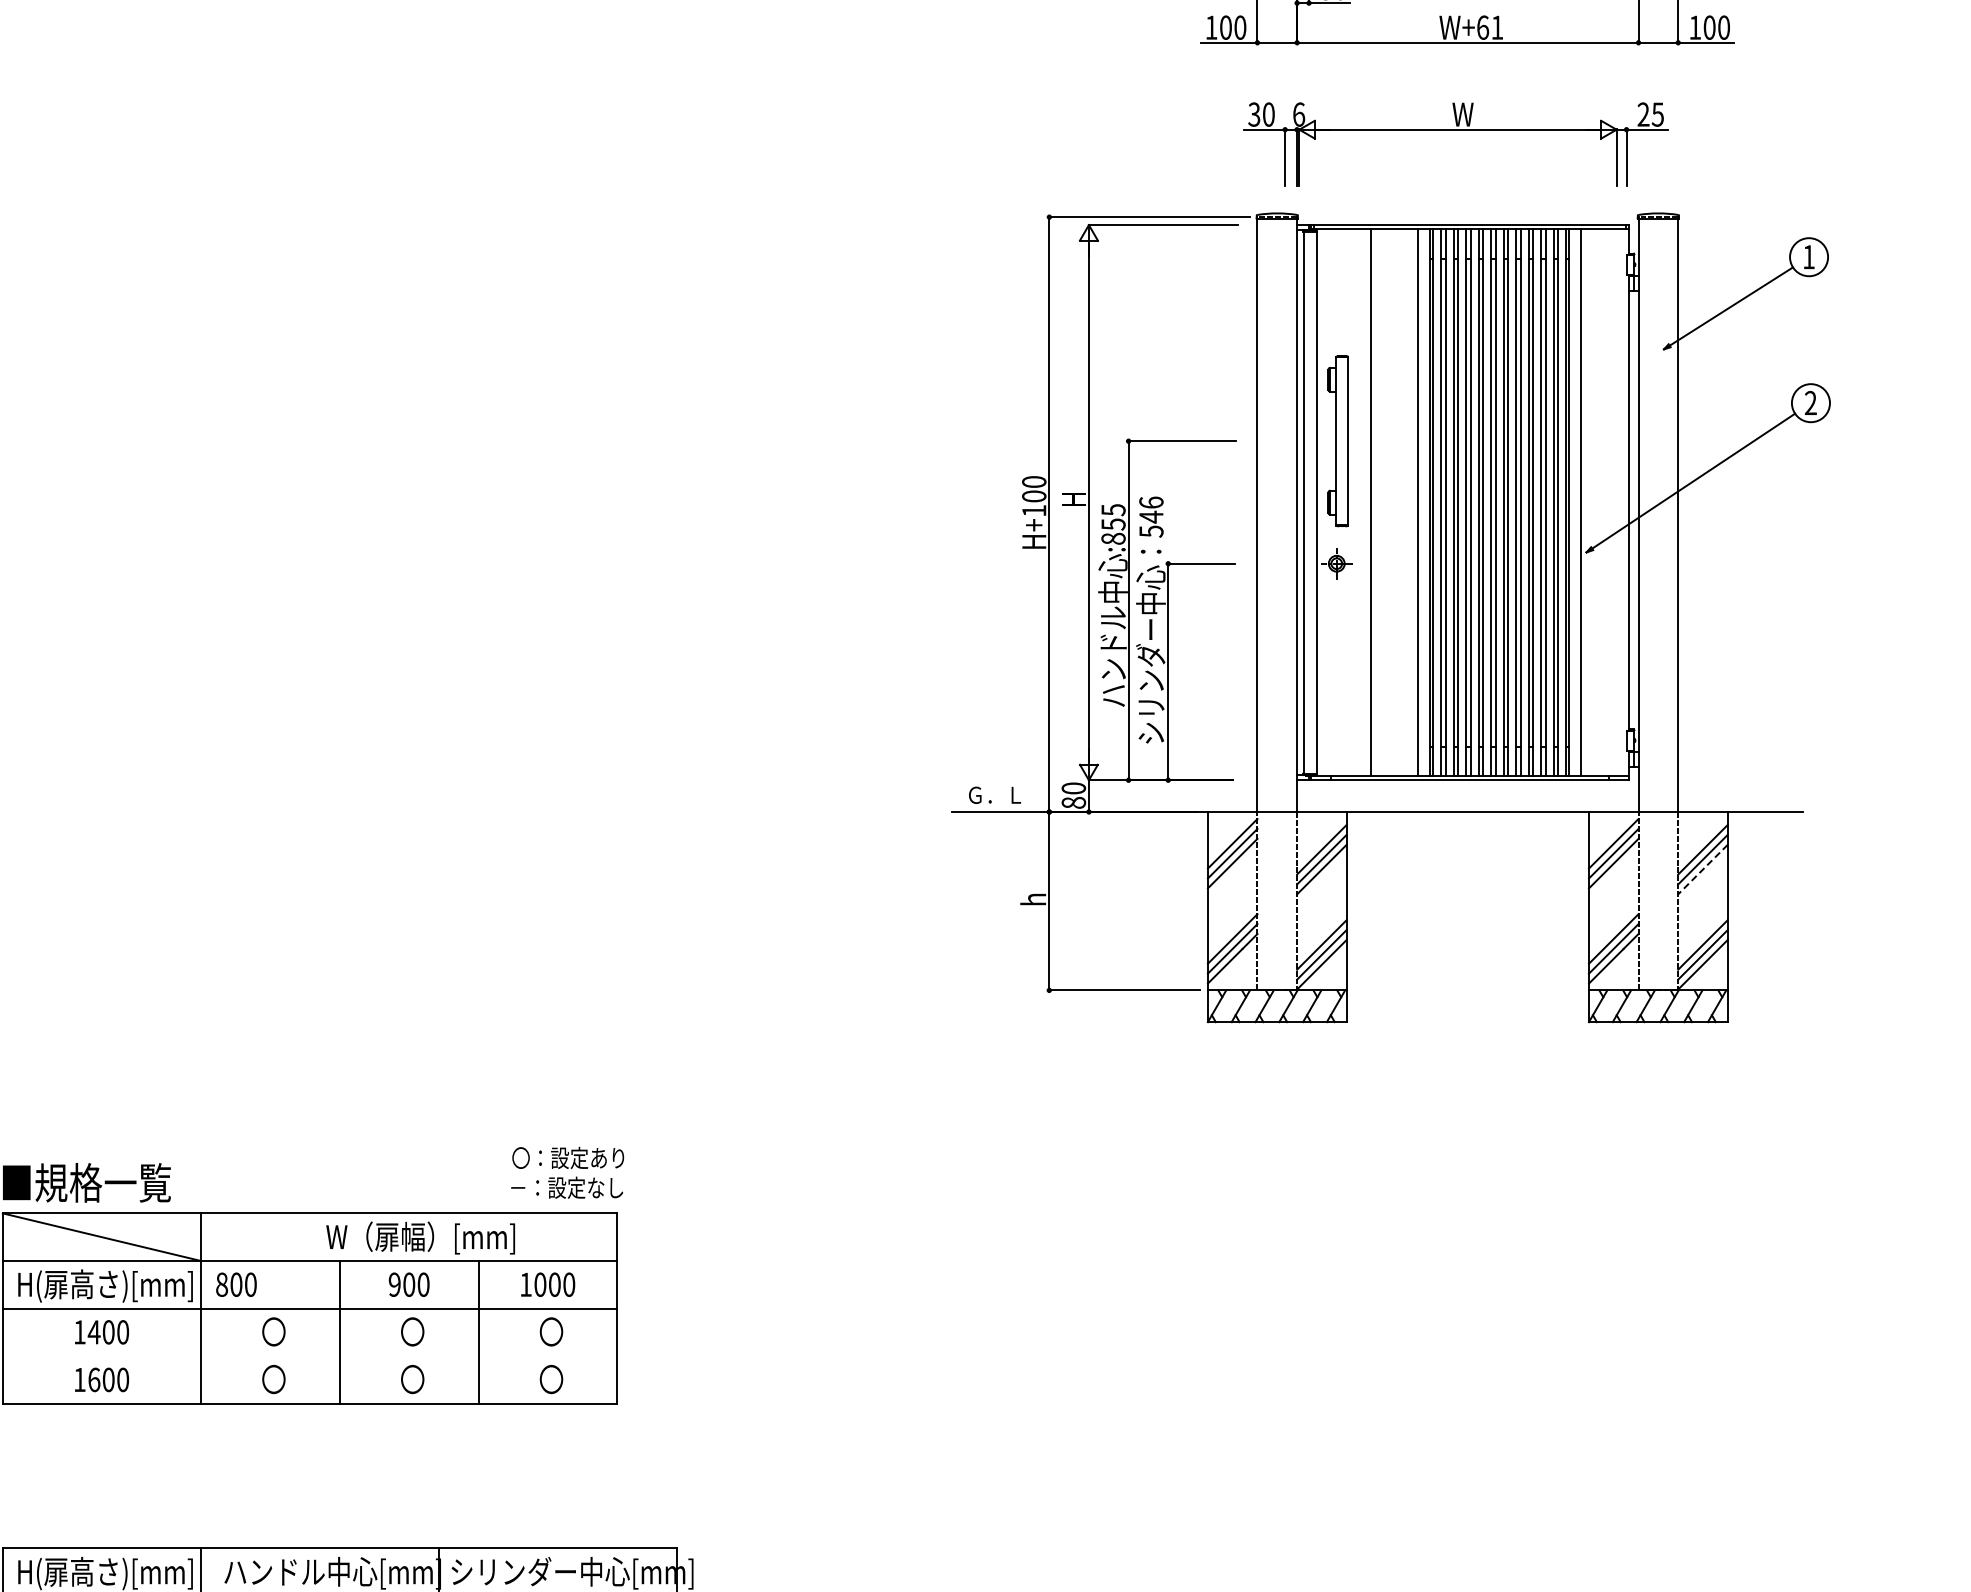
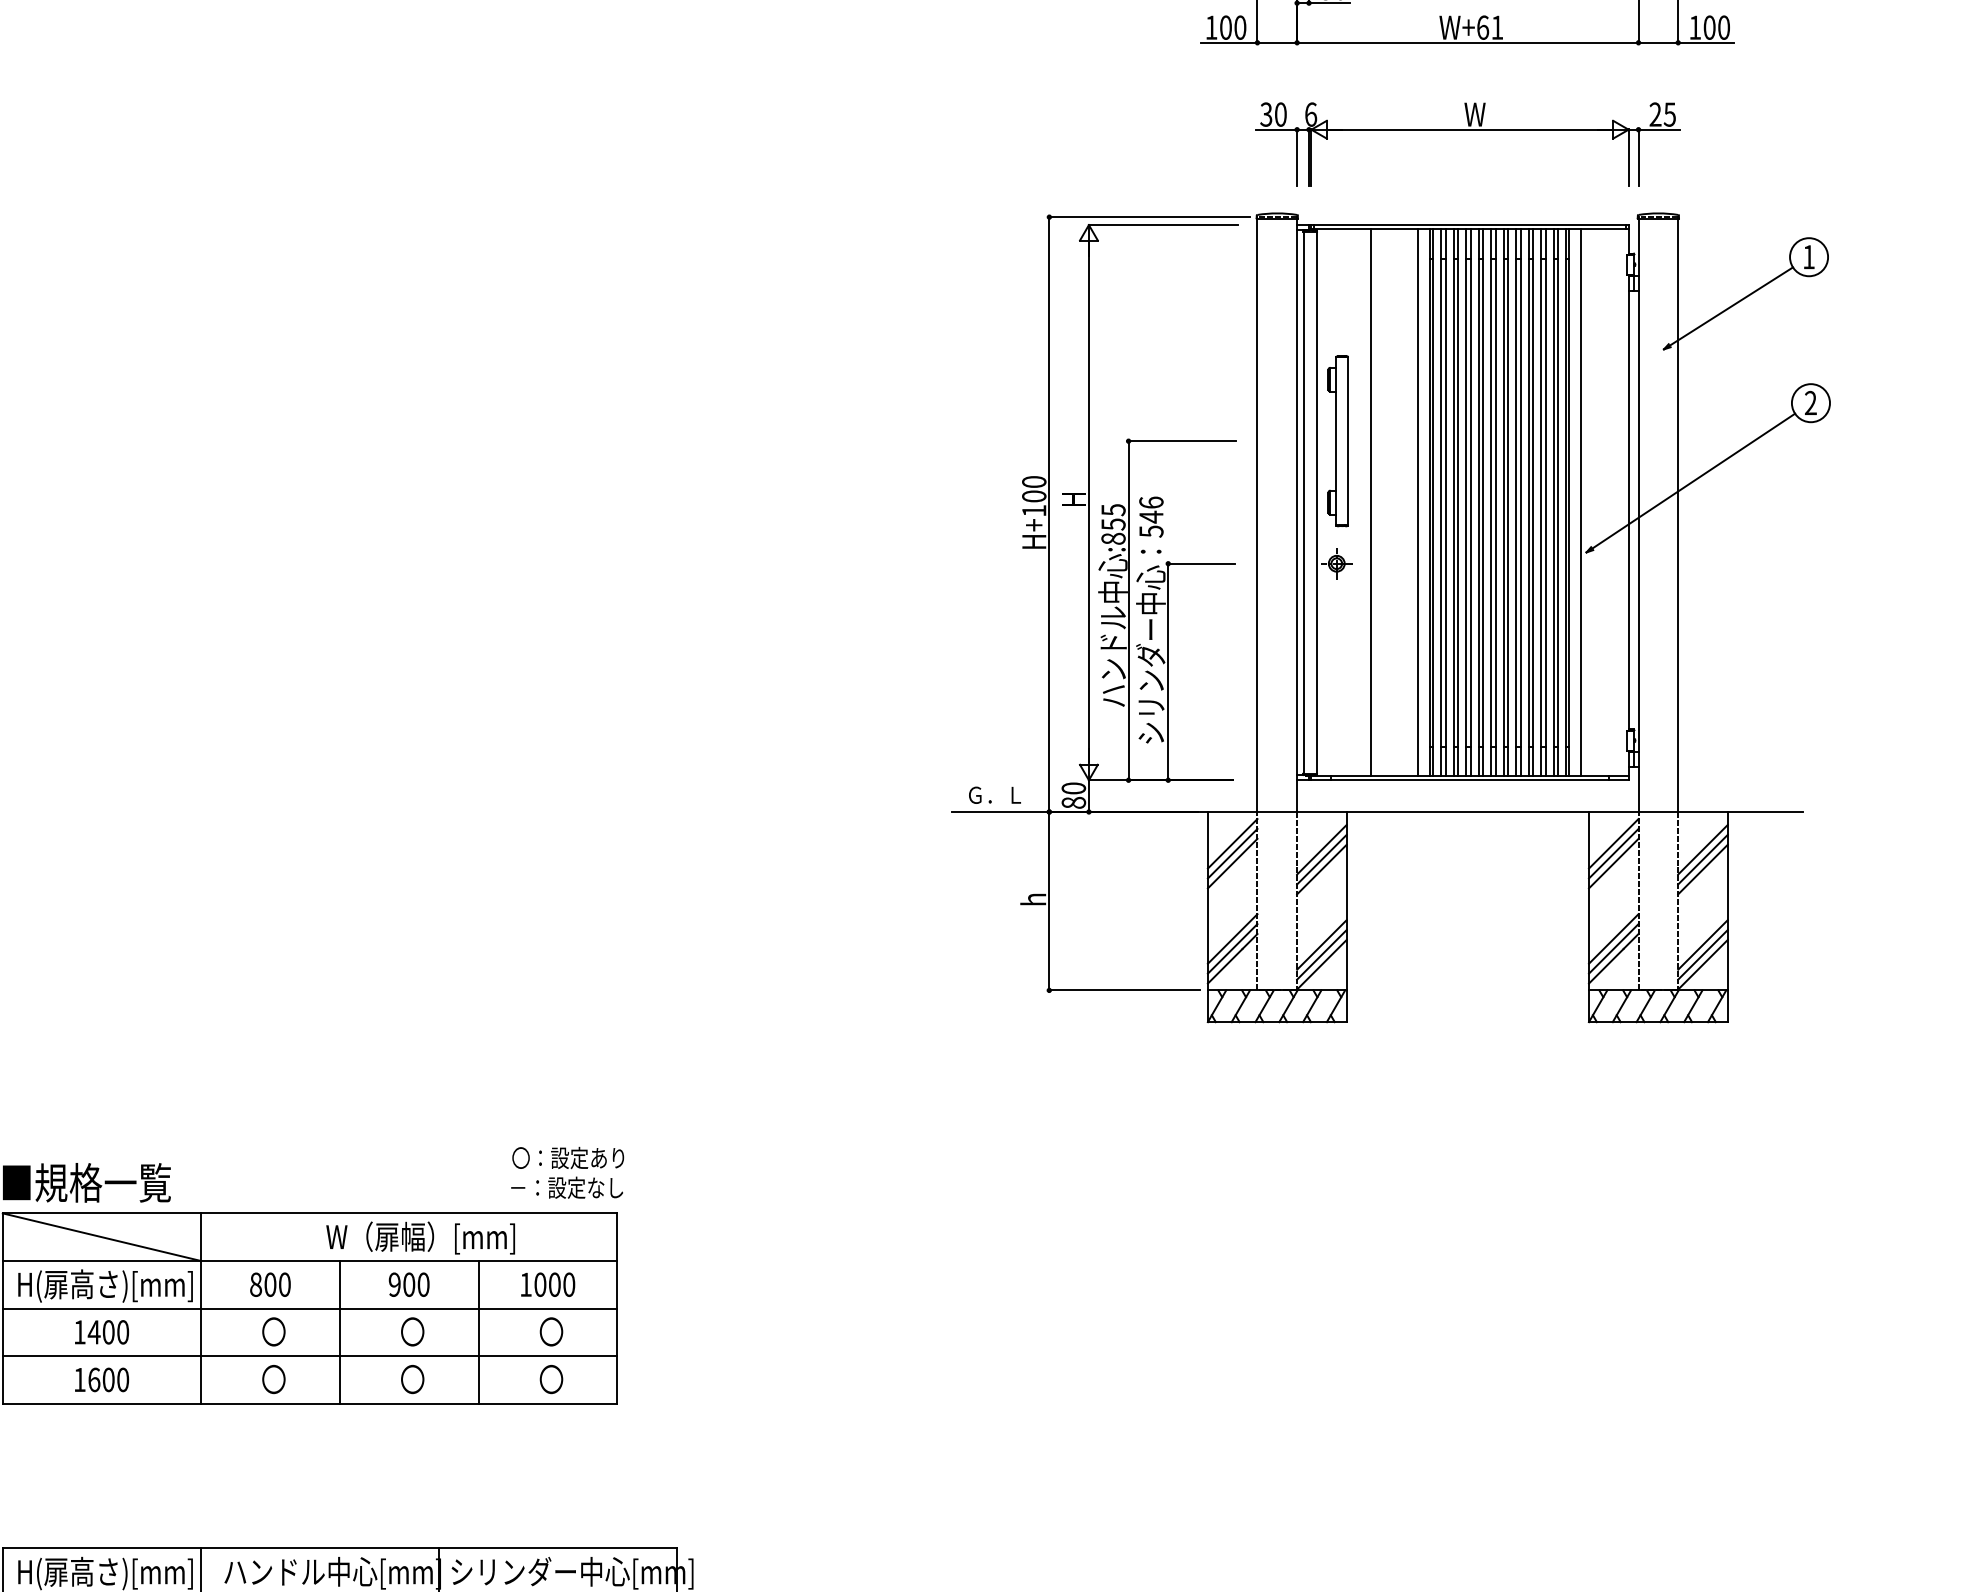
part position: (1455, 130) -> (1467, 130) (1467, 130)
line: dashed -> solid (1702, 869)
text position: (236, 1284) -> (270, 1284) (270, 1284)
line: none -> present (309, 1356)
